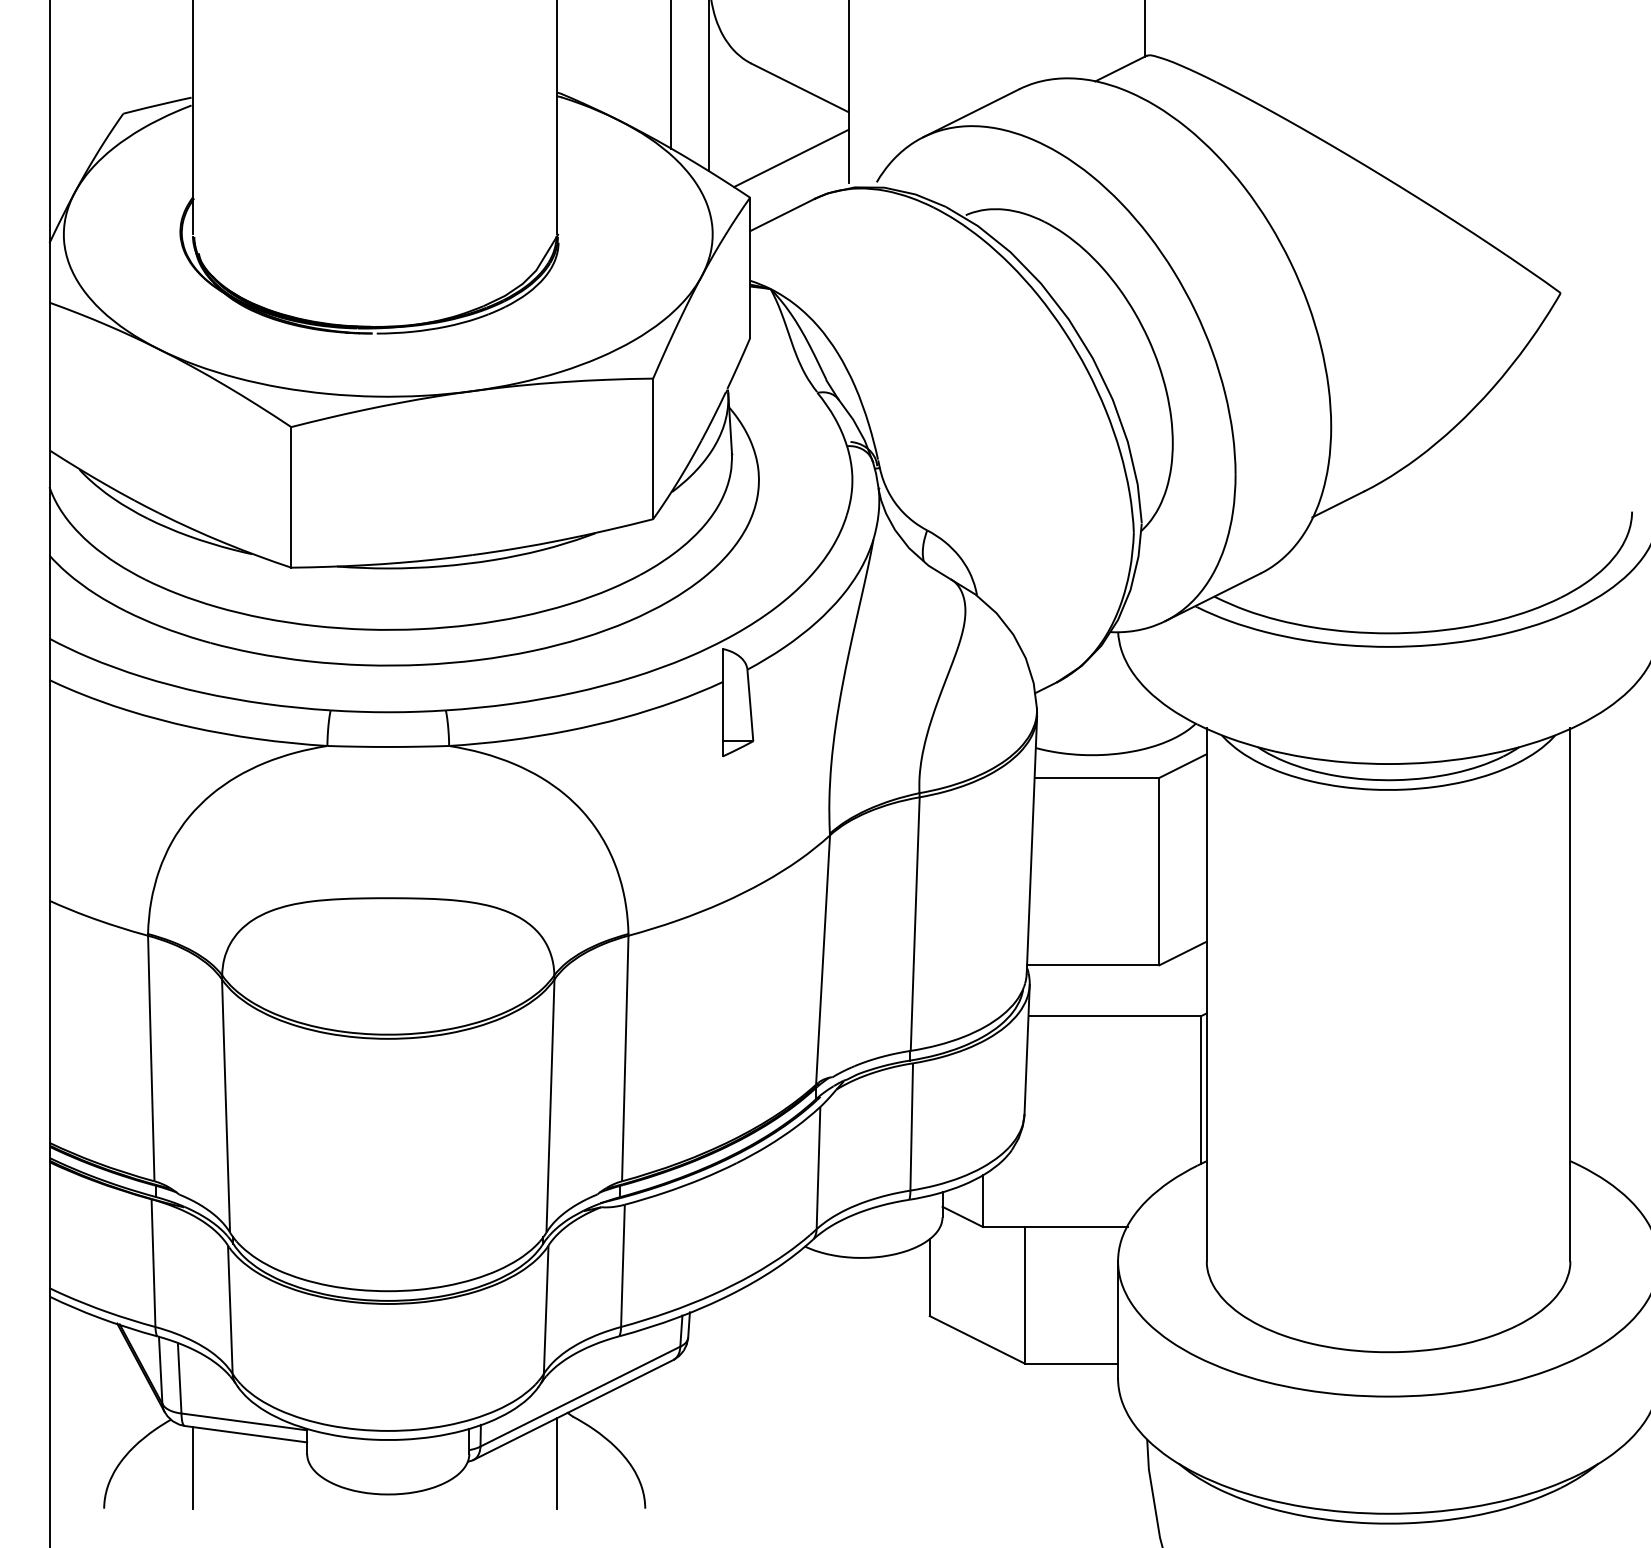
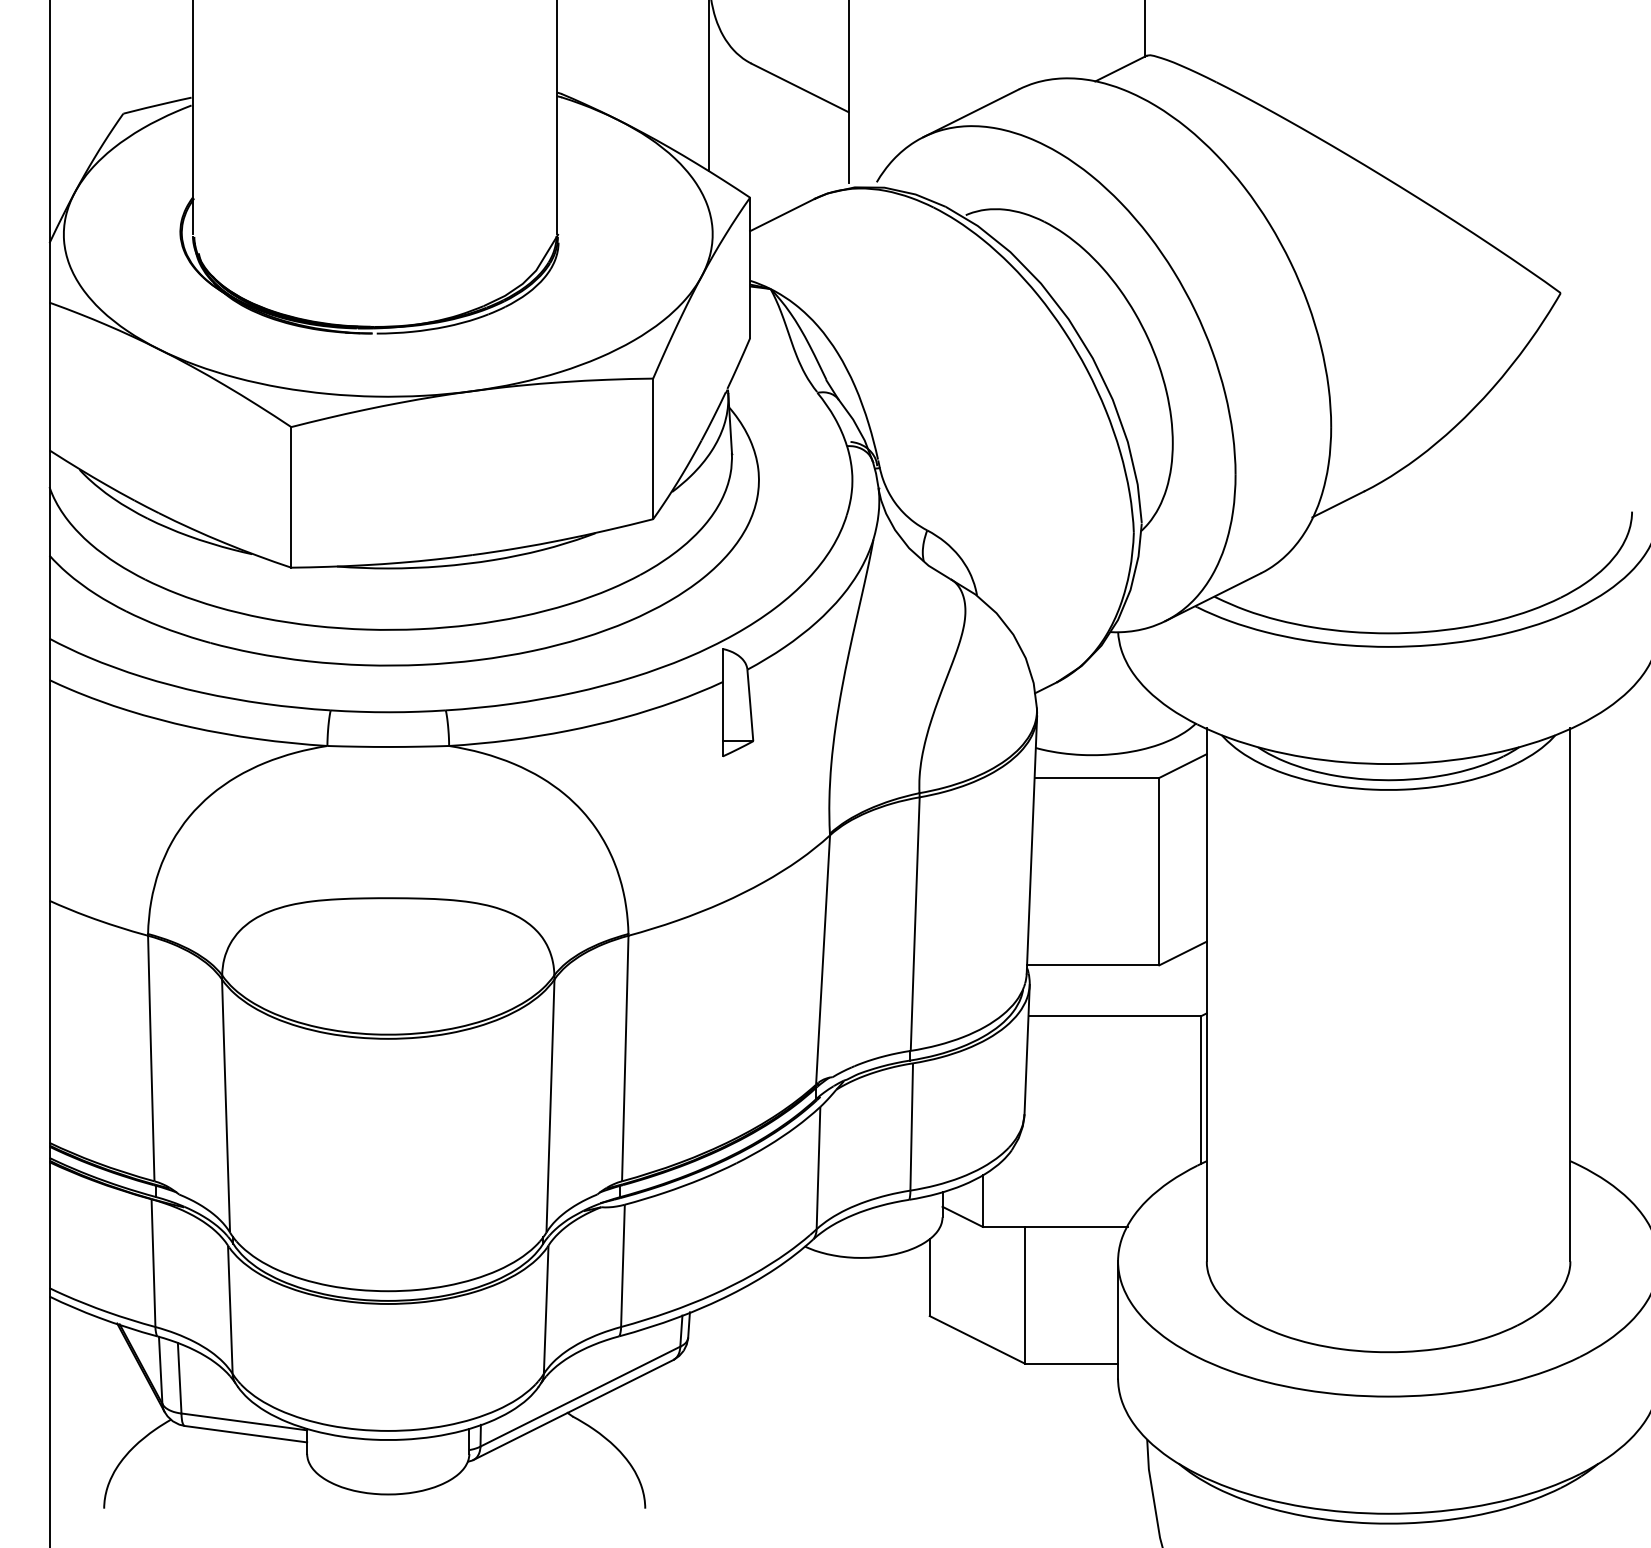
line: present -> none (671, 75)
line: present -> none (791, 158)
line: present -> none (556, 1463)
line: present -> none (192, 1467)
